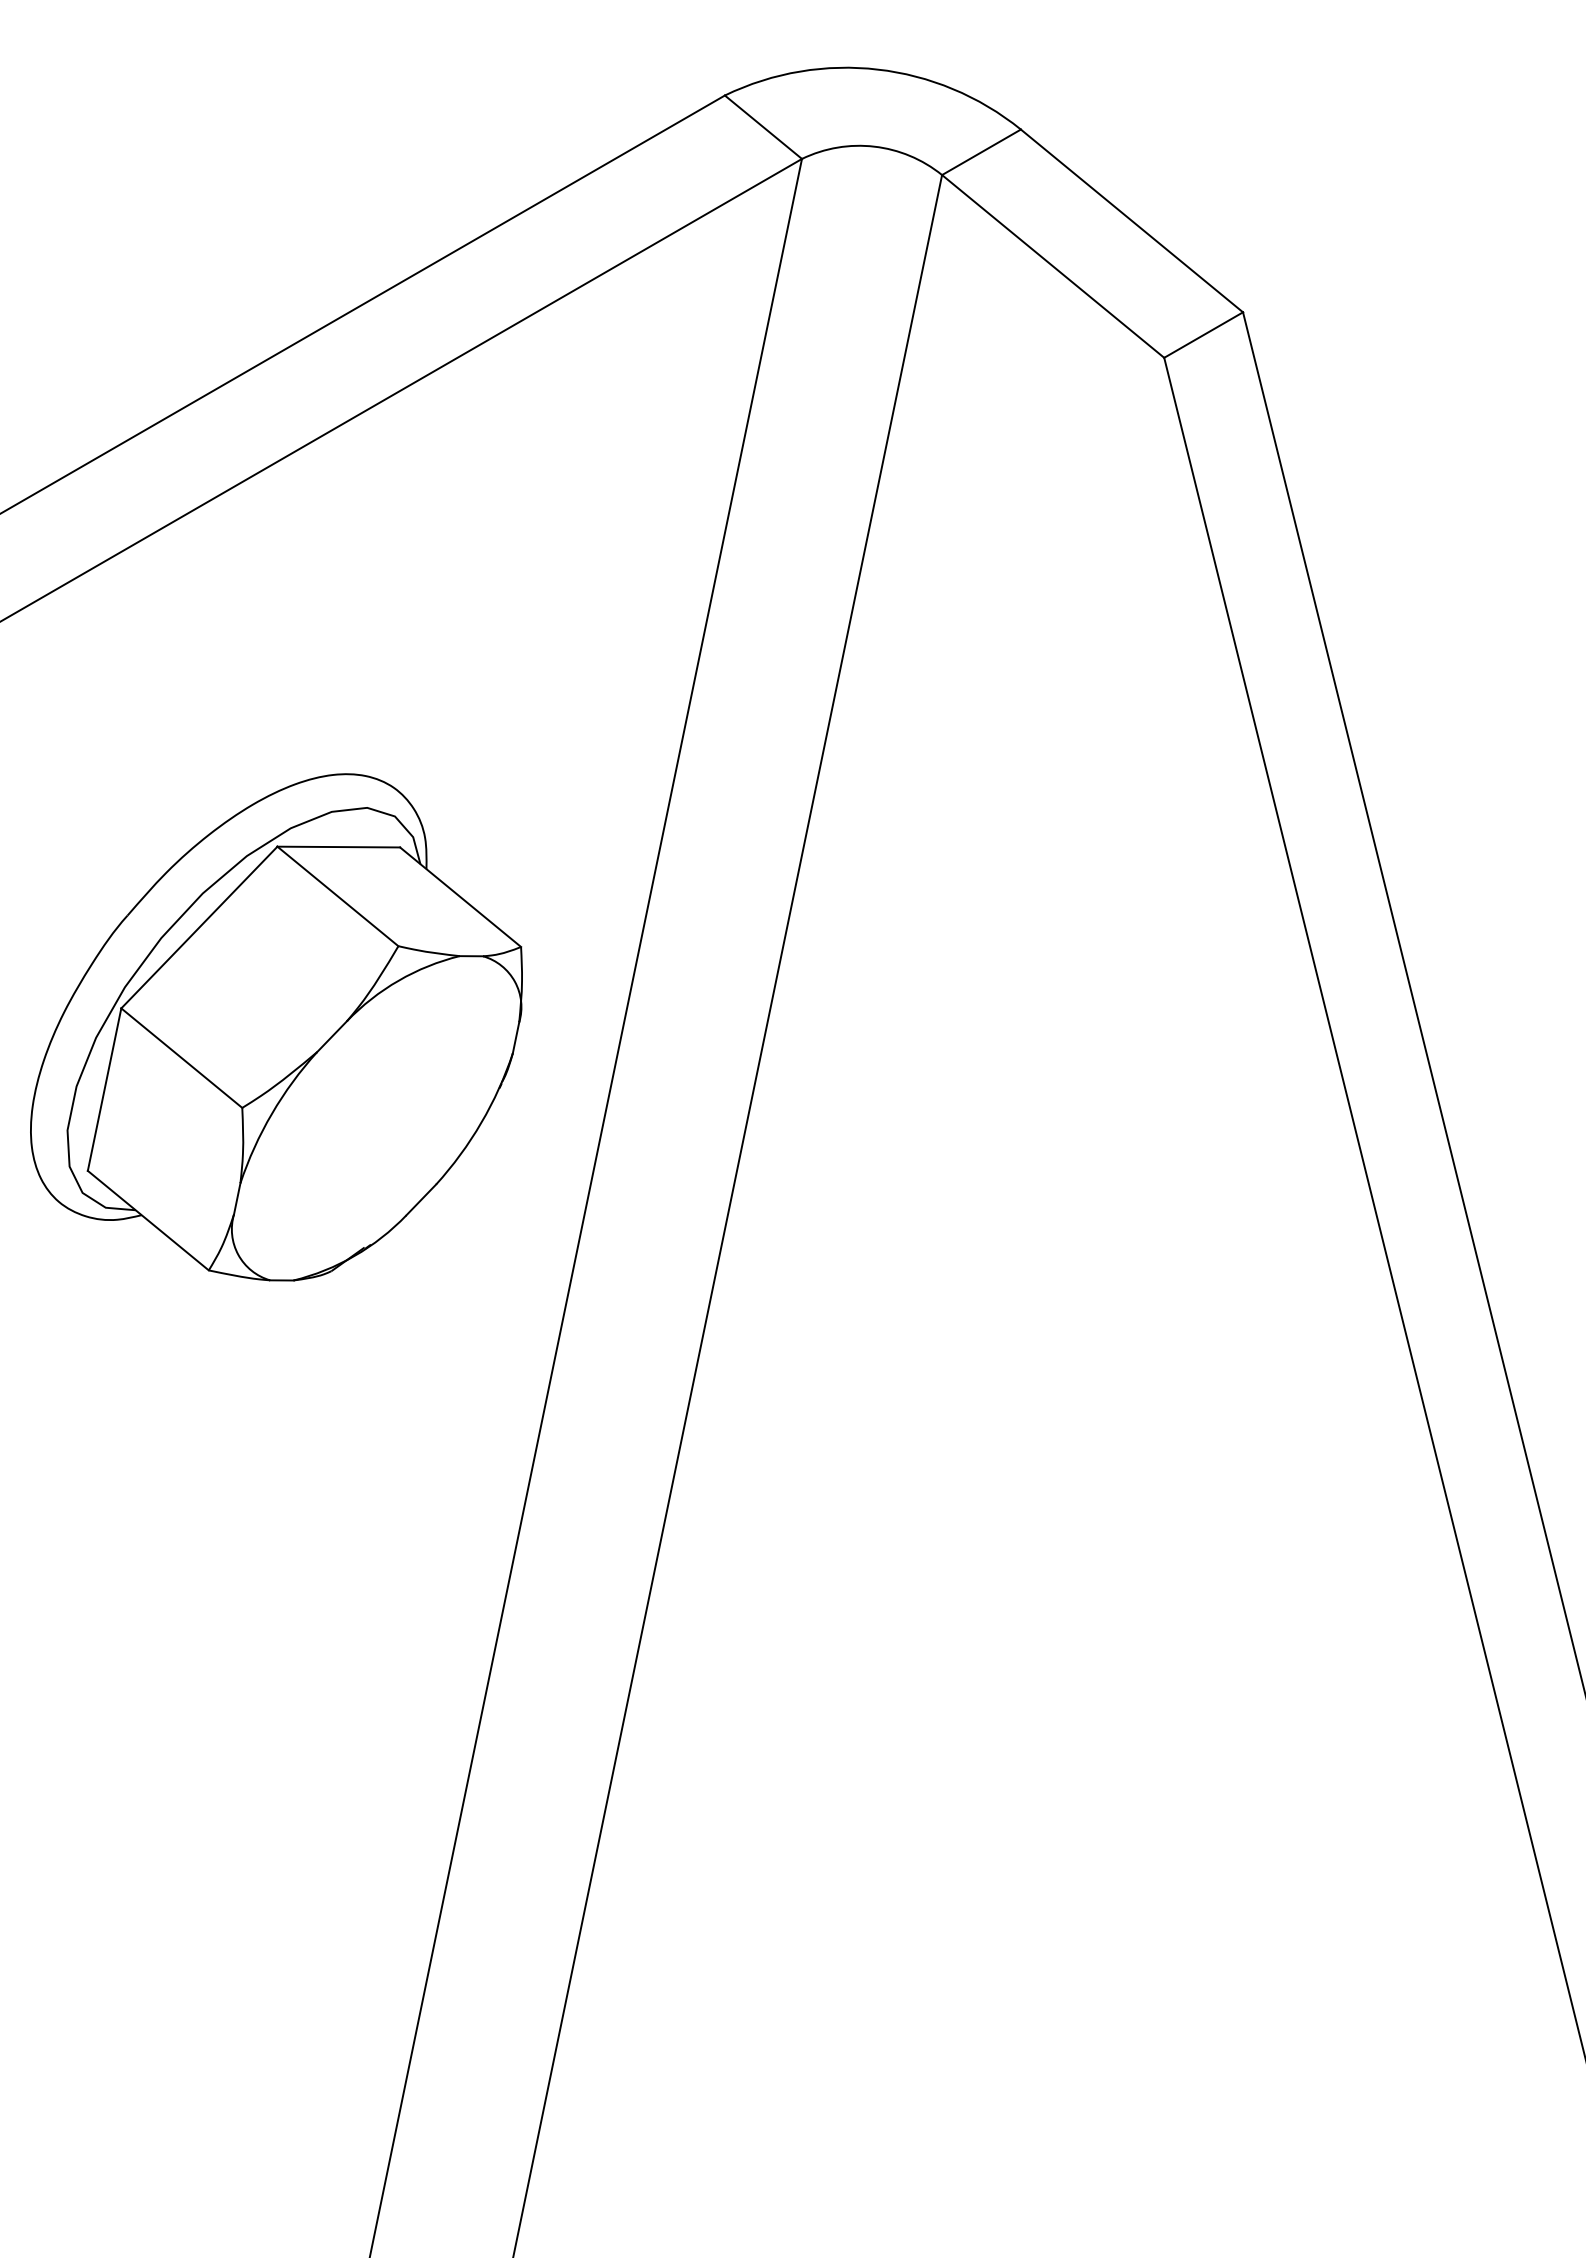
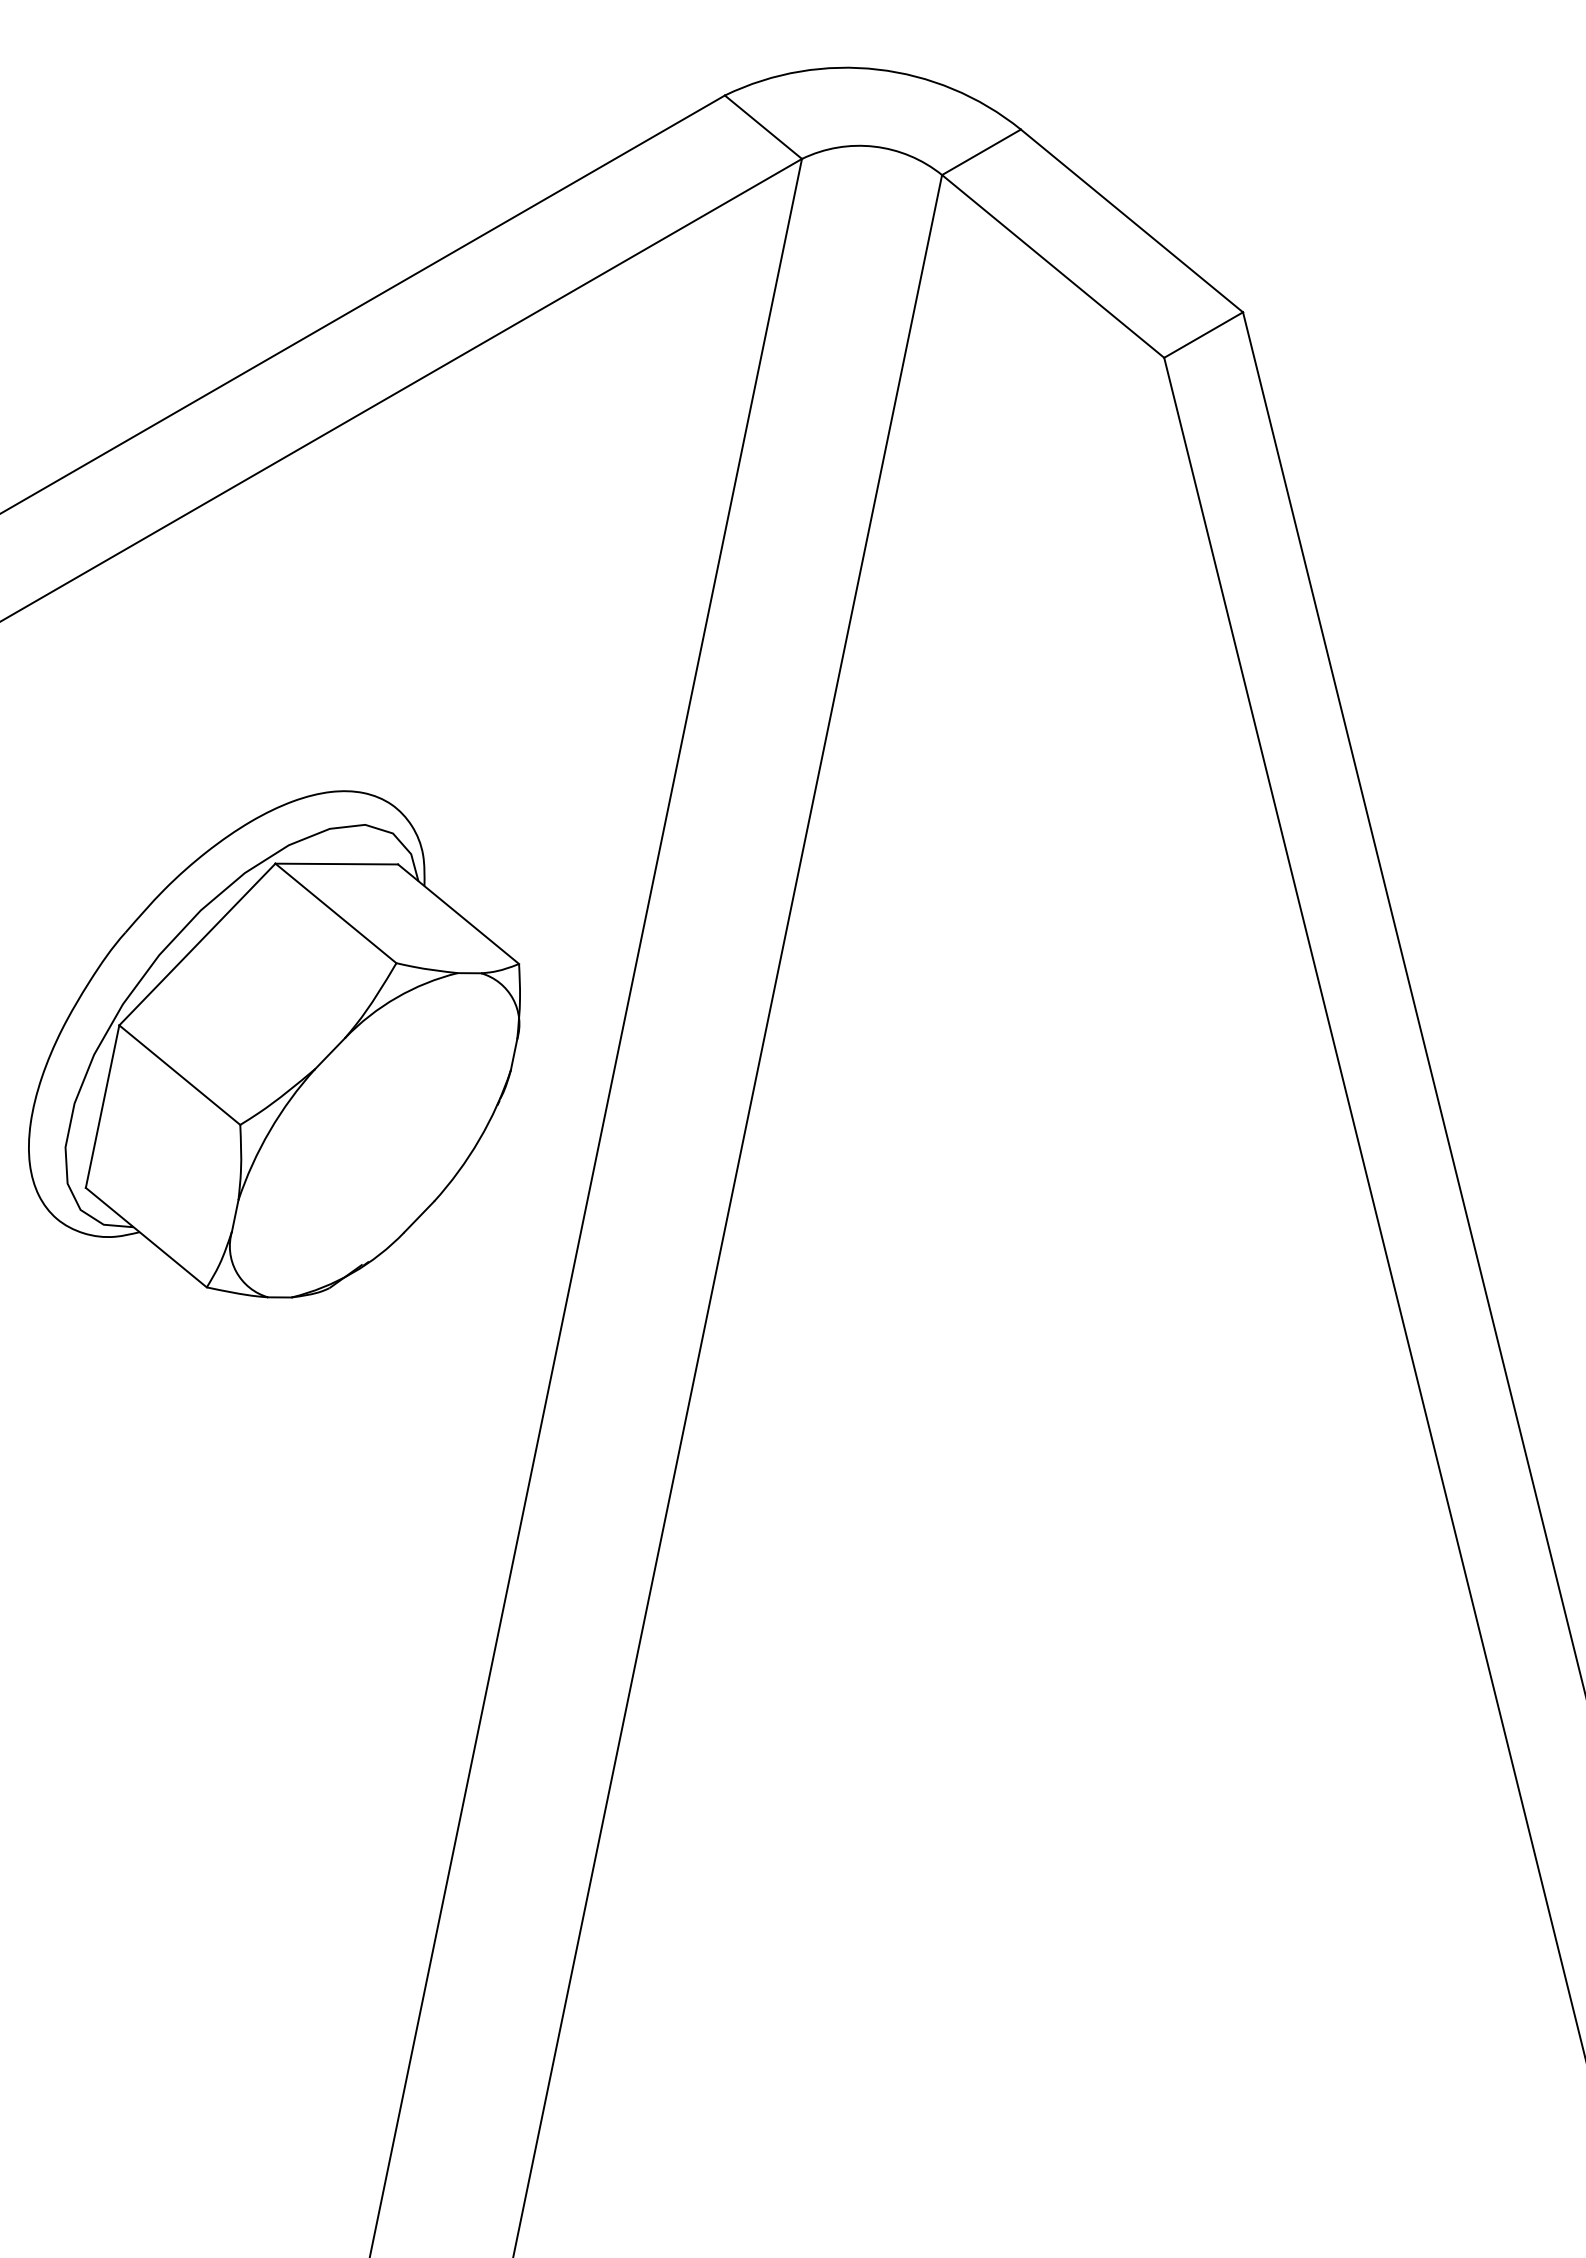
part position: (276, 1027) -> (274, 1044) (274, 1044)
